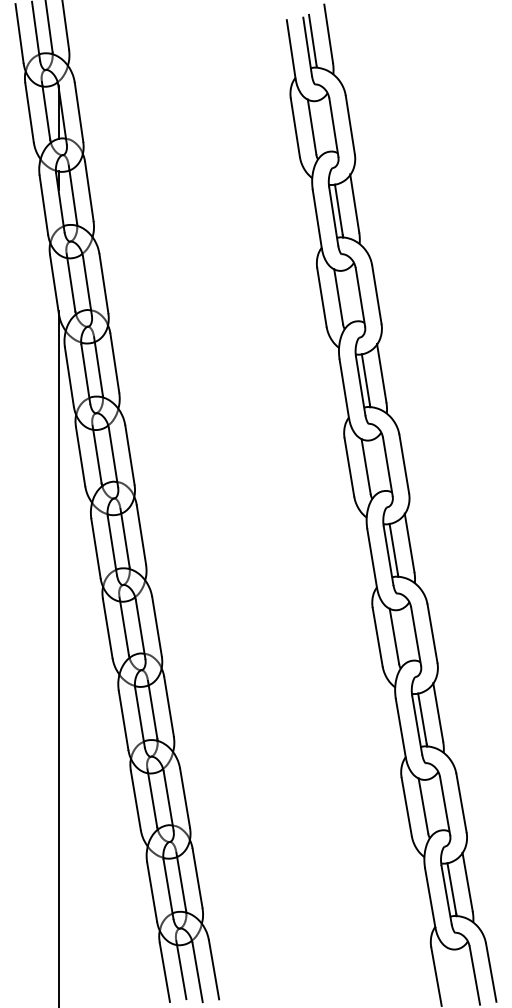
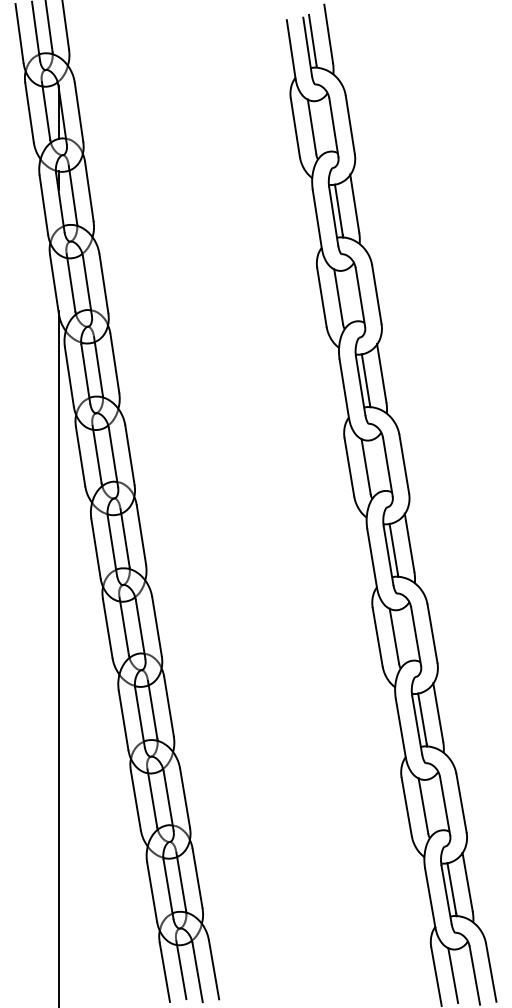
line: none -> present (453, 975)
